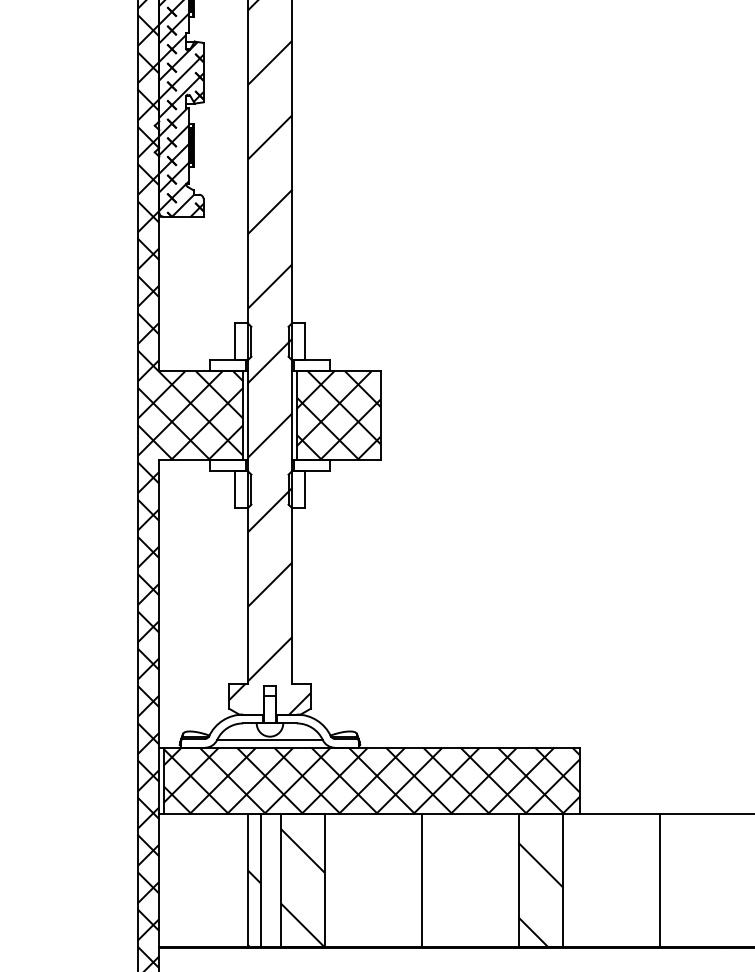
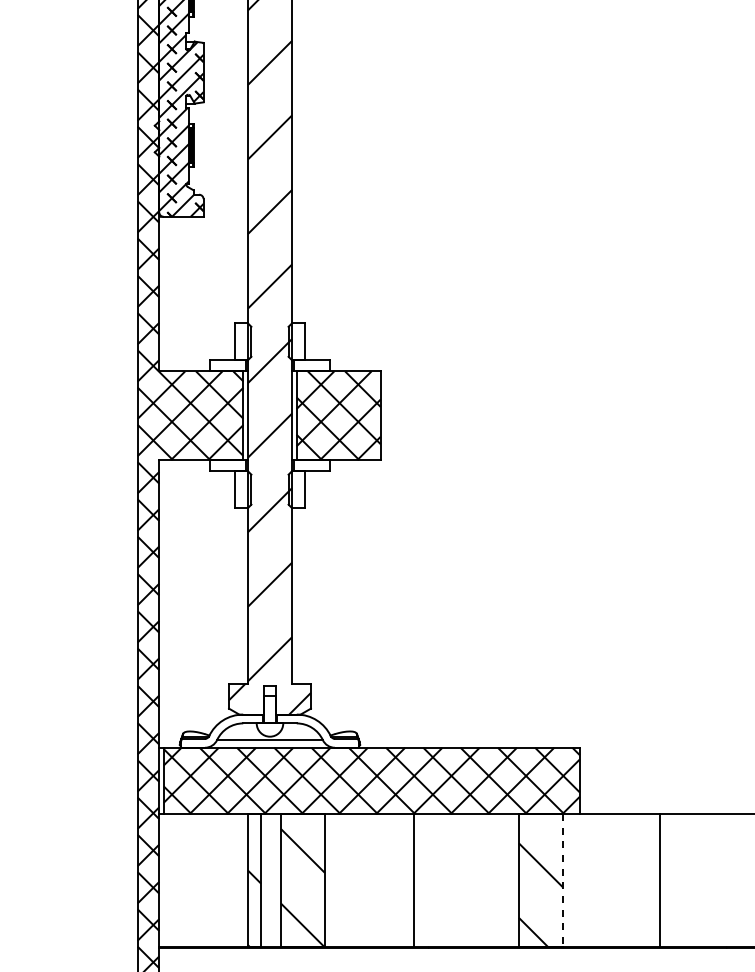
line position: (421, 880) -> (413, 880) (413, 880)
line: solid -> dashed (562, 881)
